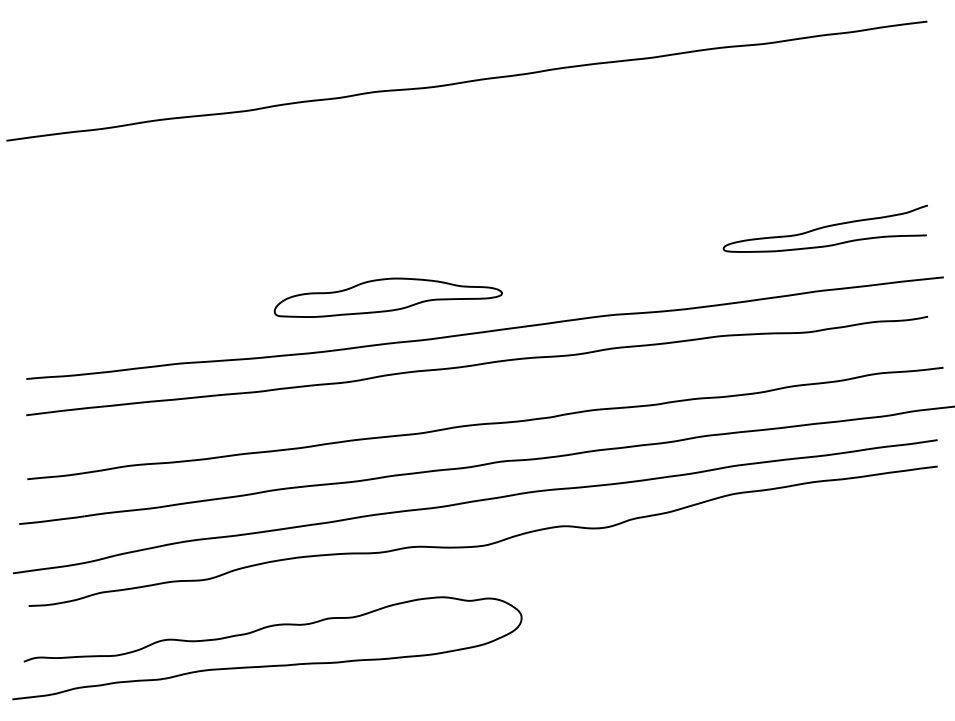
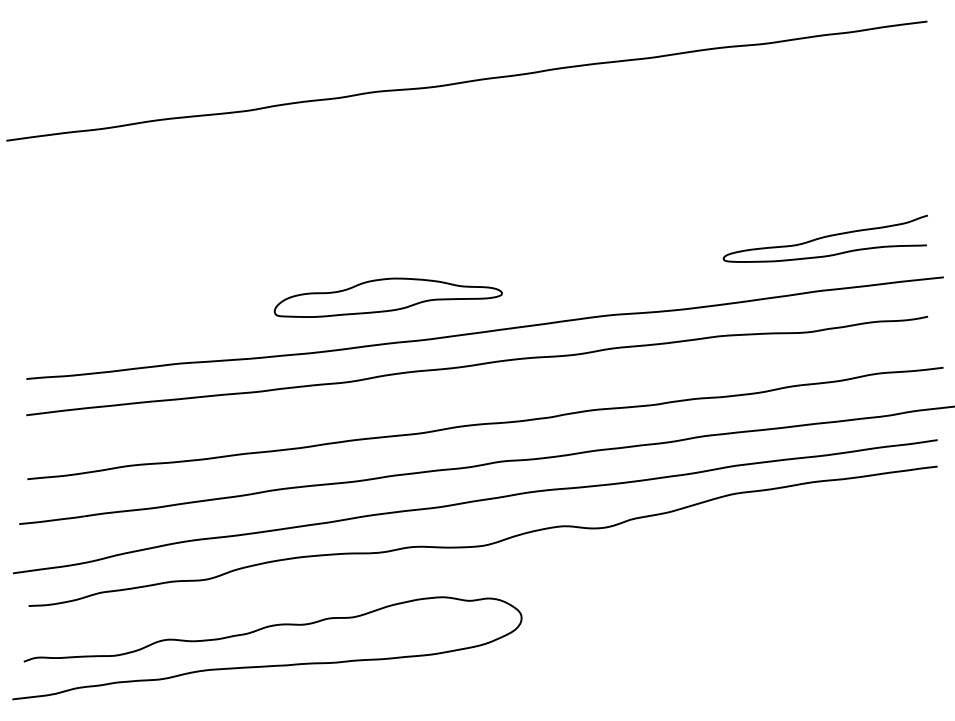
curve position: (824, 227) -> (824, 237) (824, 237)
